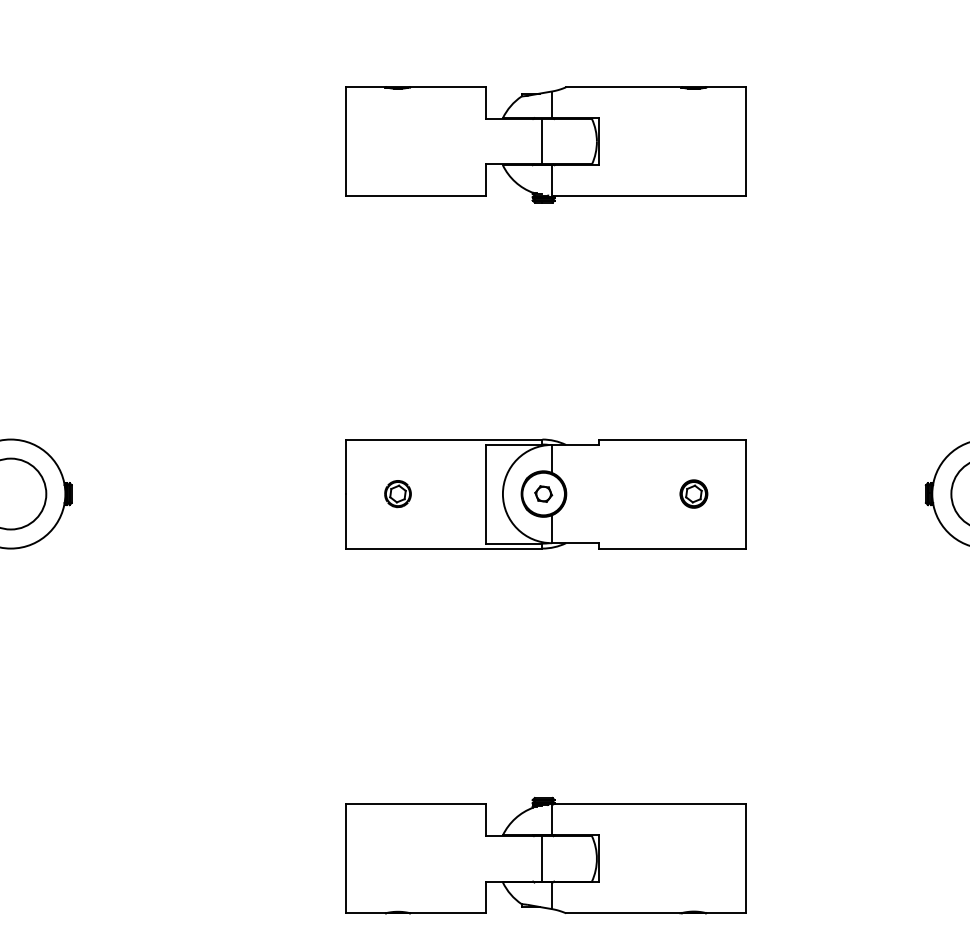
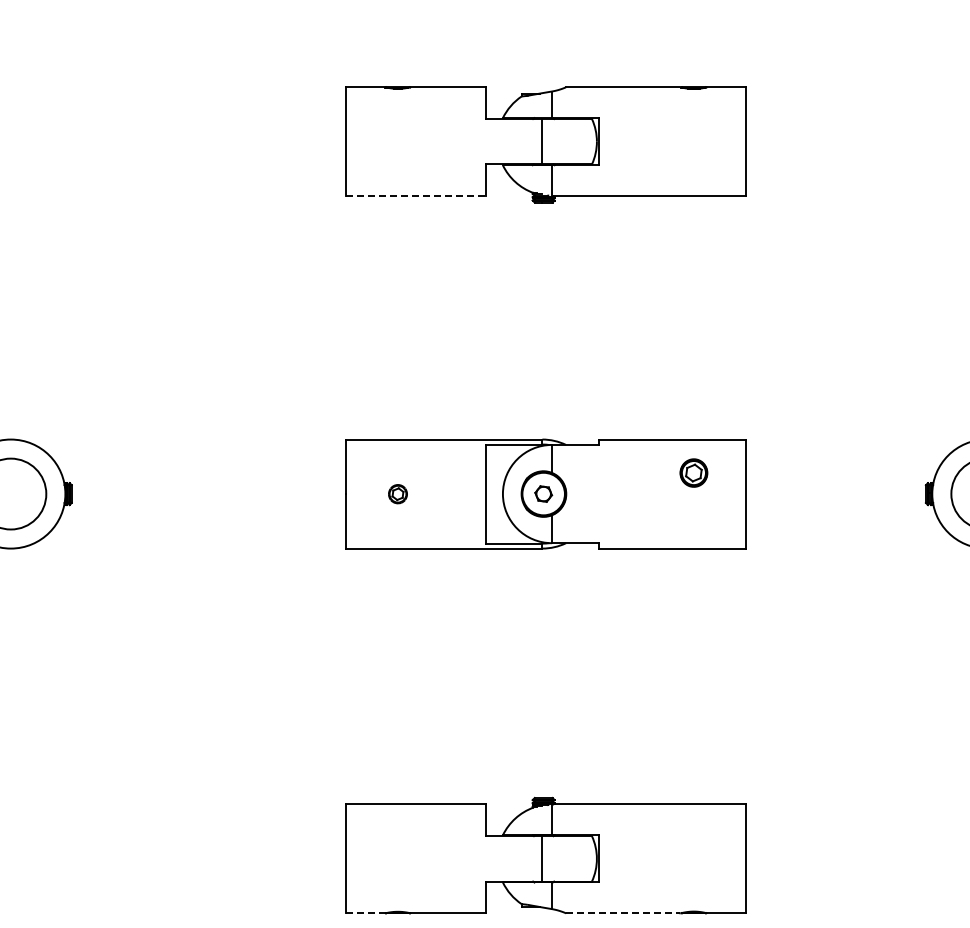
line: solid -> dashed (416, 196)
part position: (693, 493) -> (693, 472) (693, 472)
part size: 28x29 px -> 20x21 px (397, 494)
line: solid -> dashed (366, 913)
line: solid -> dashed (623, 913)
